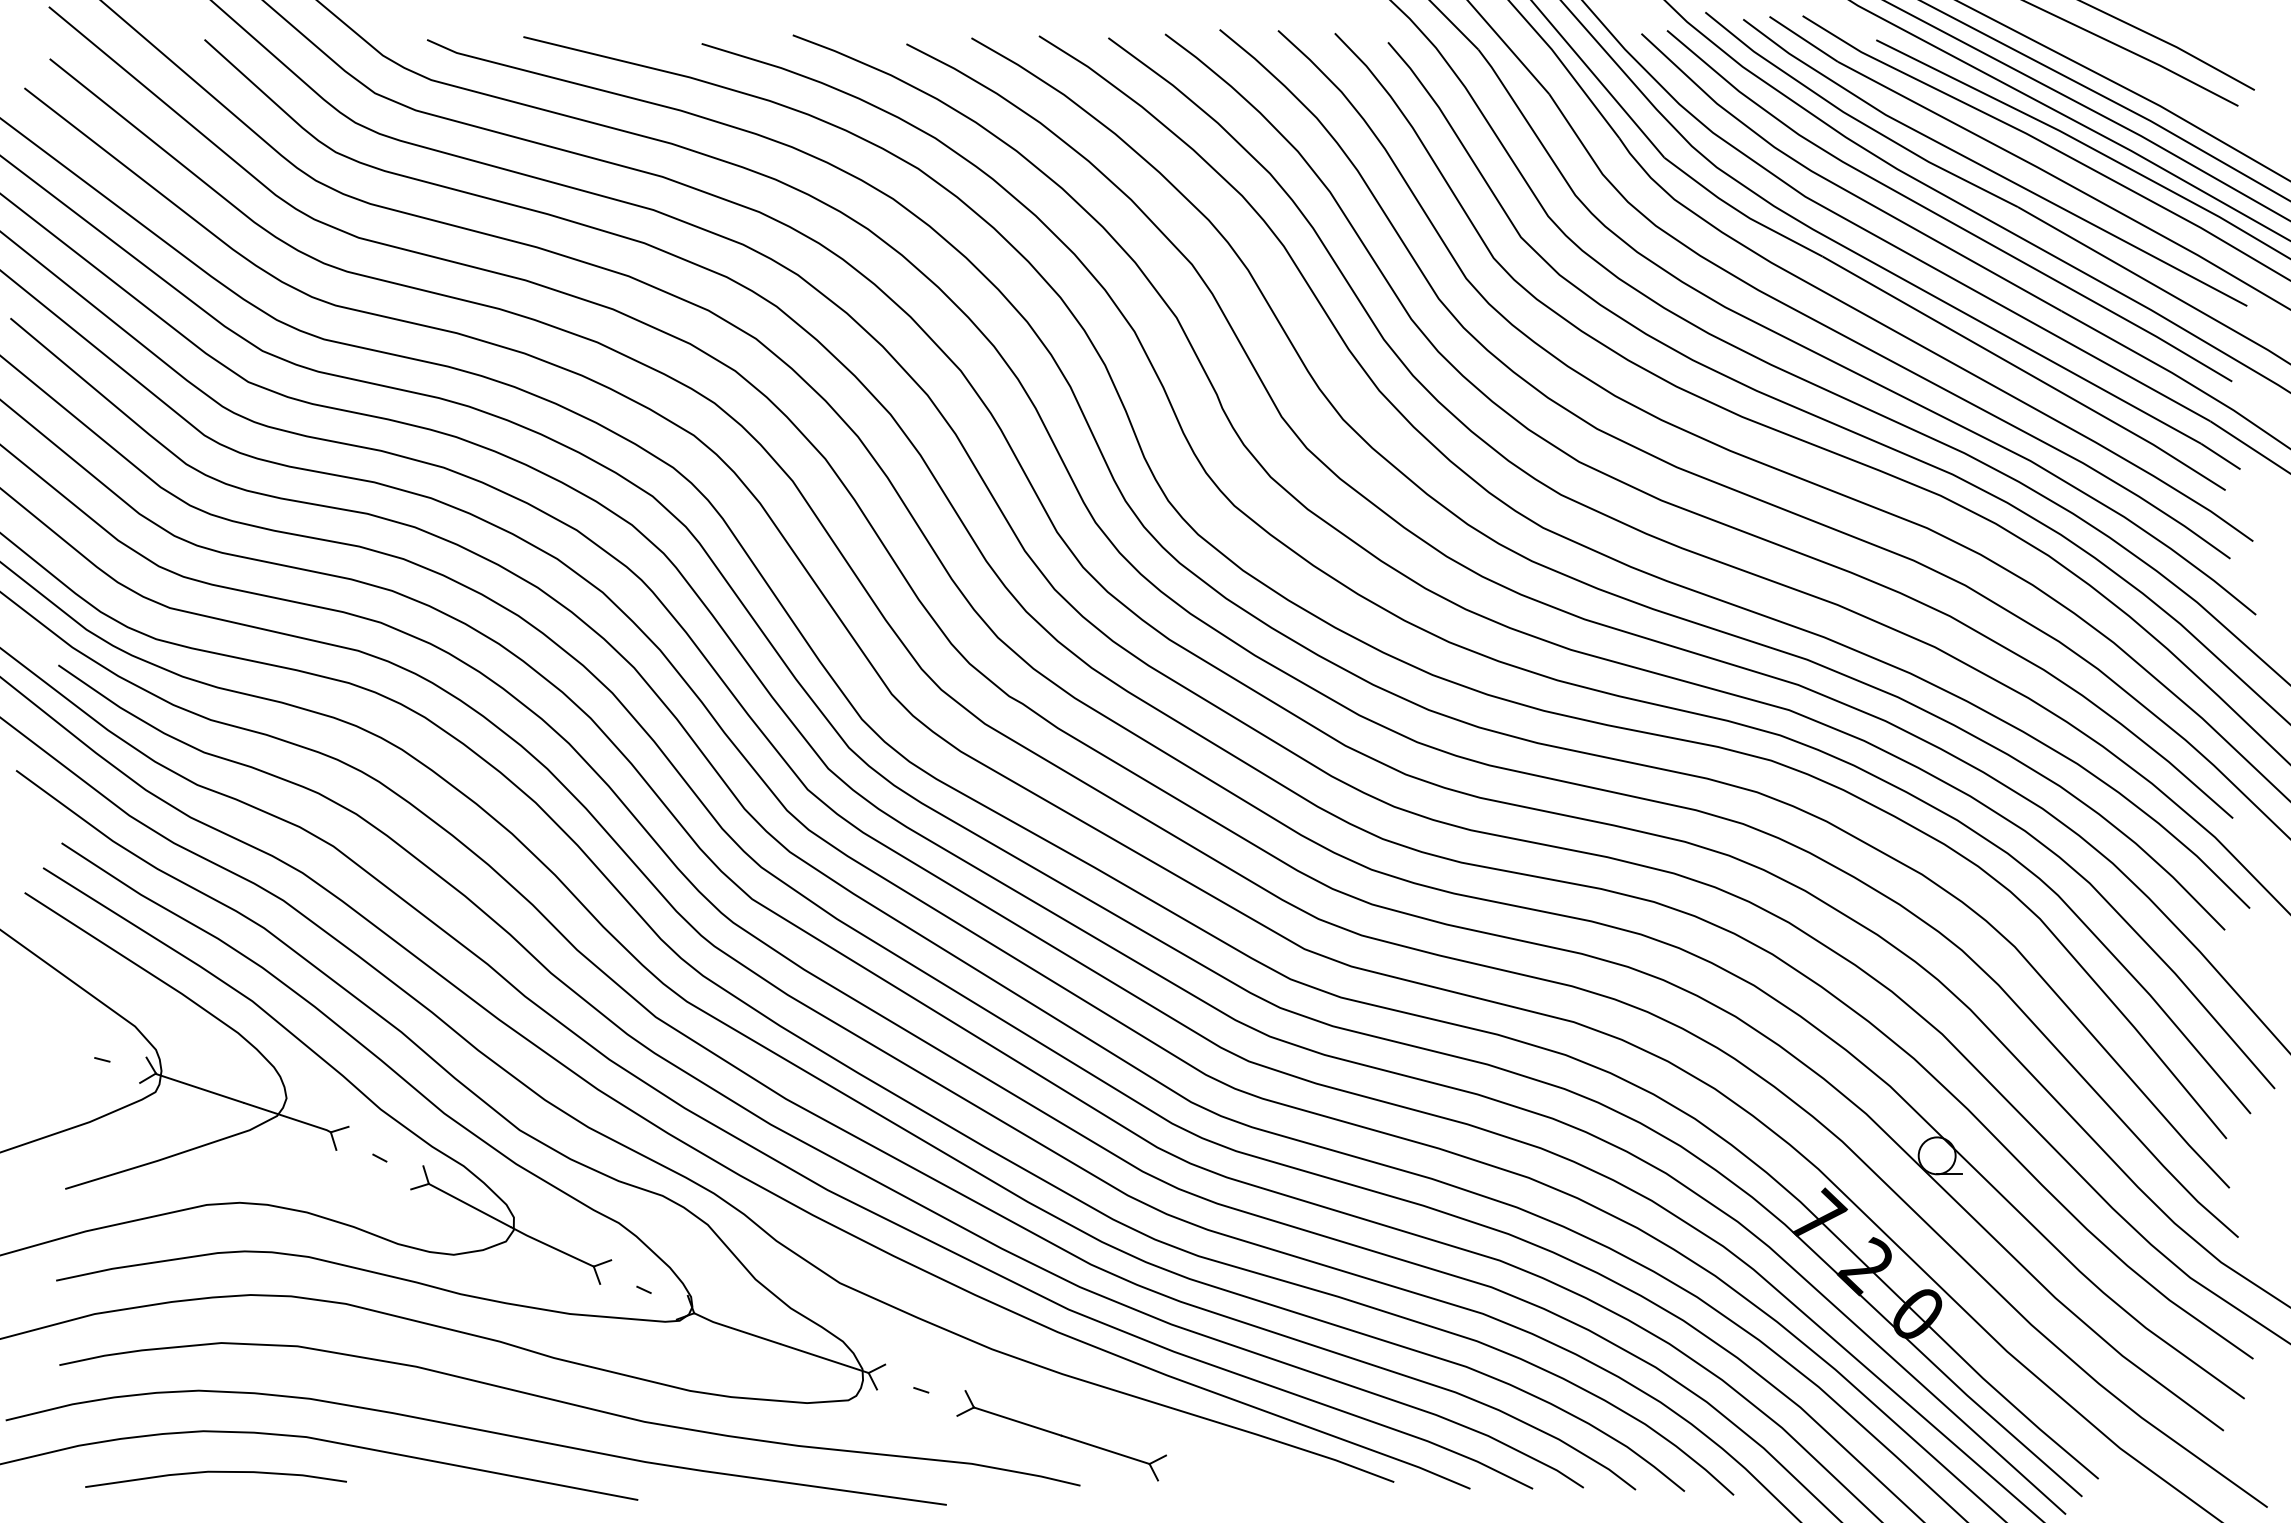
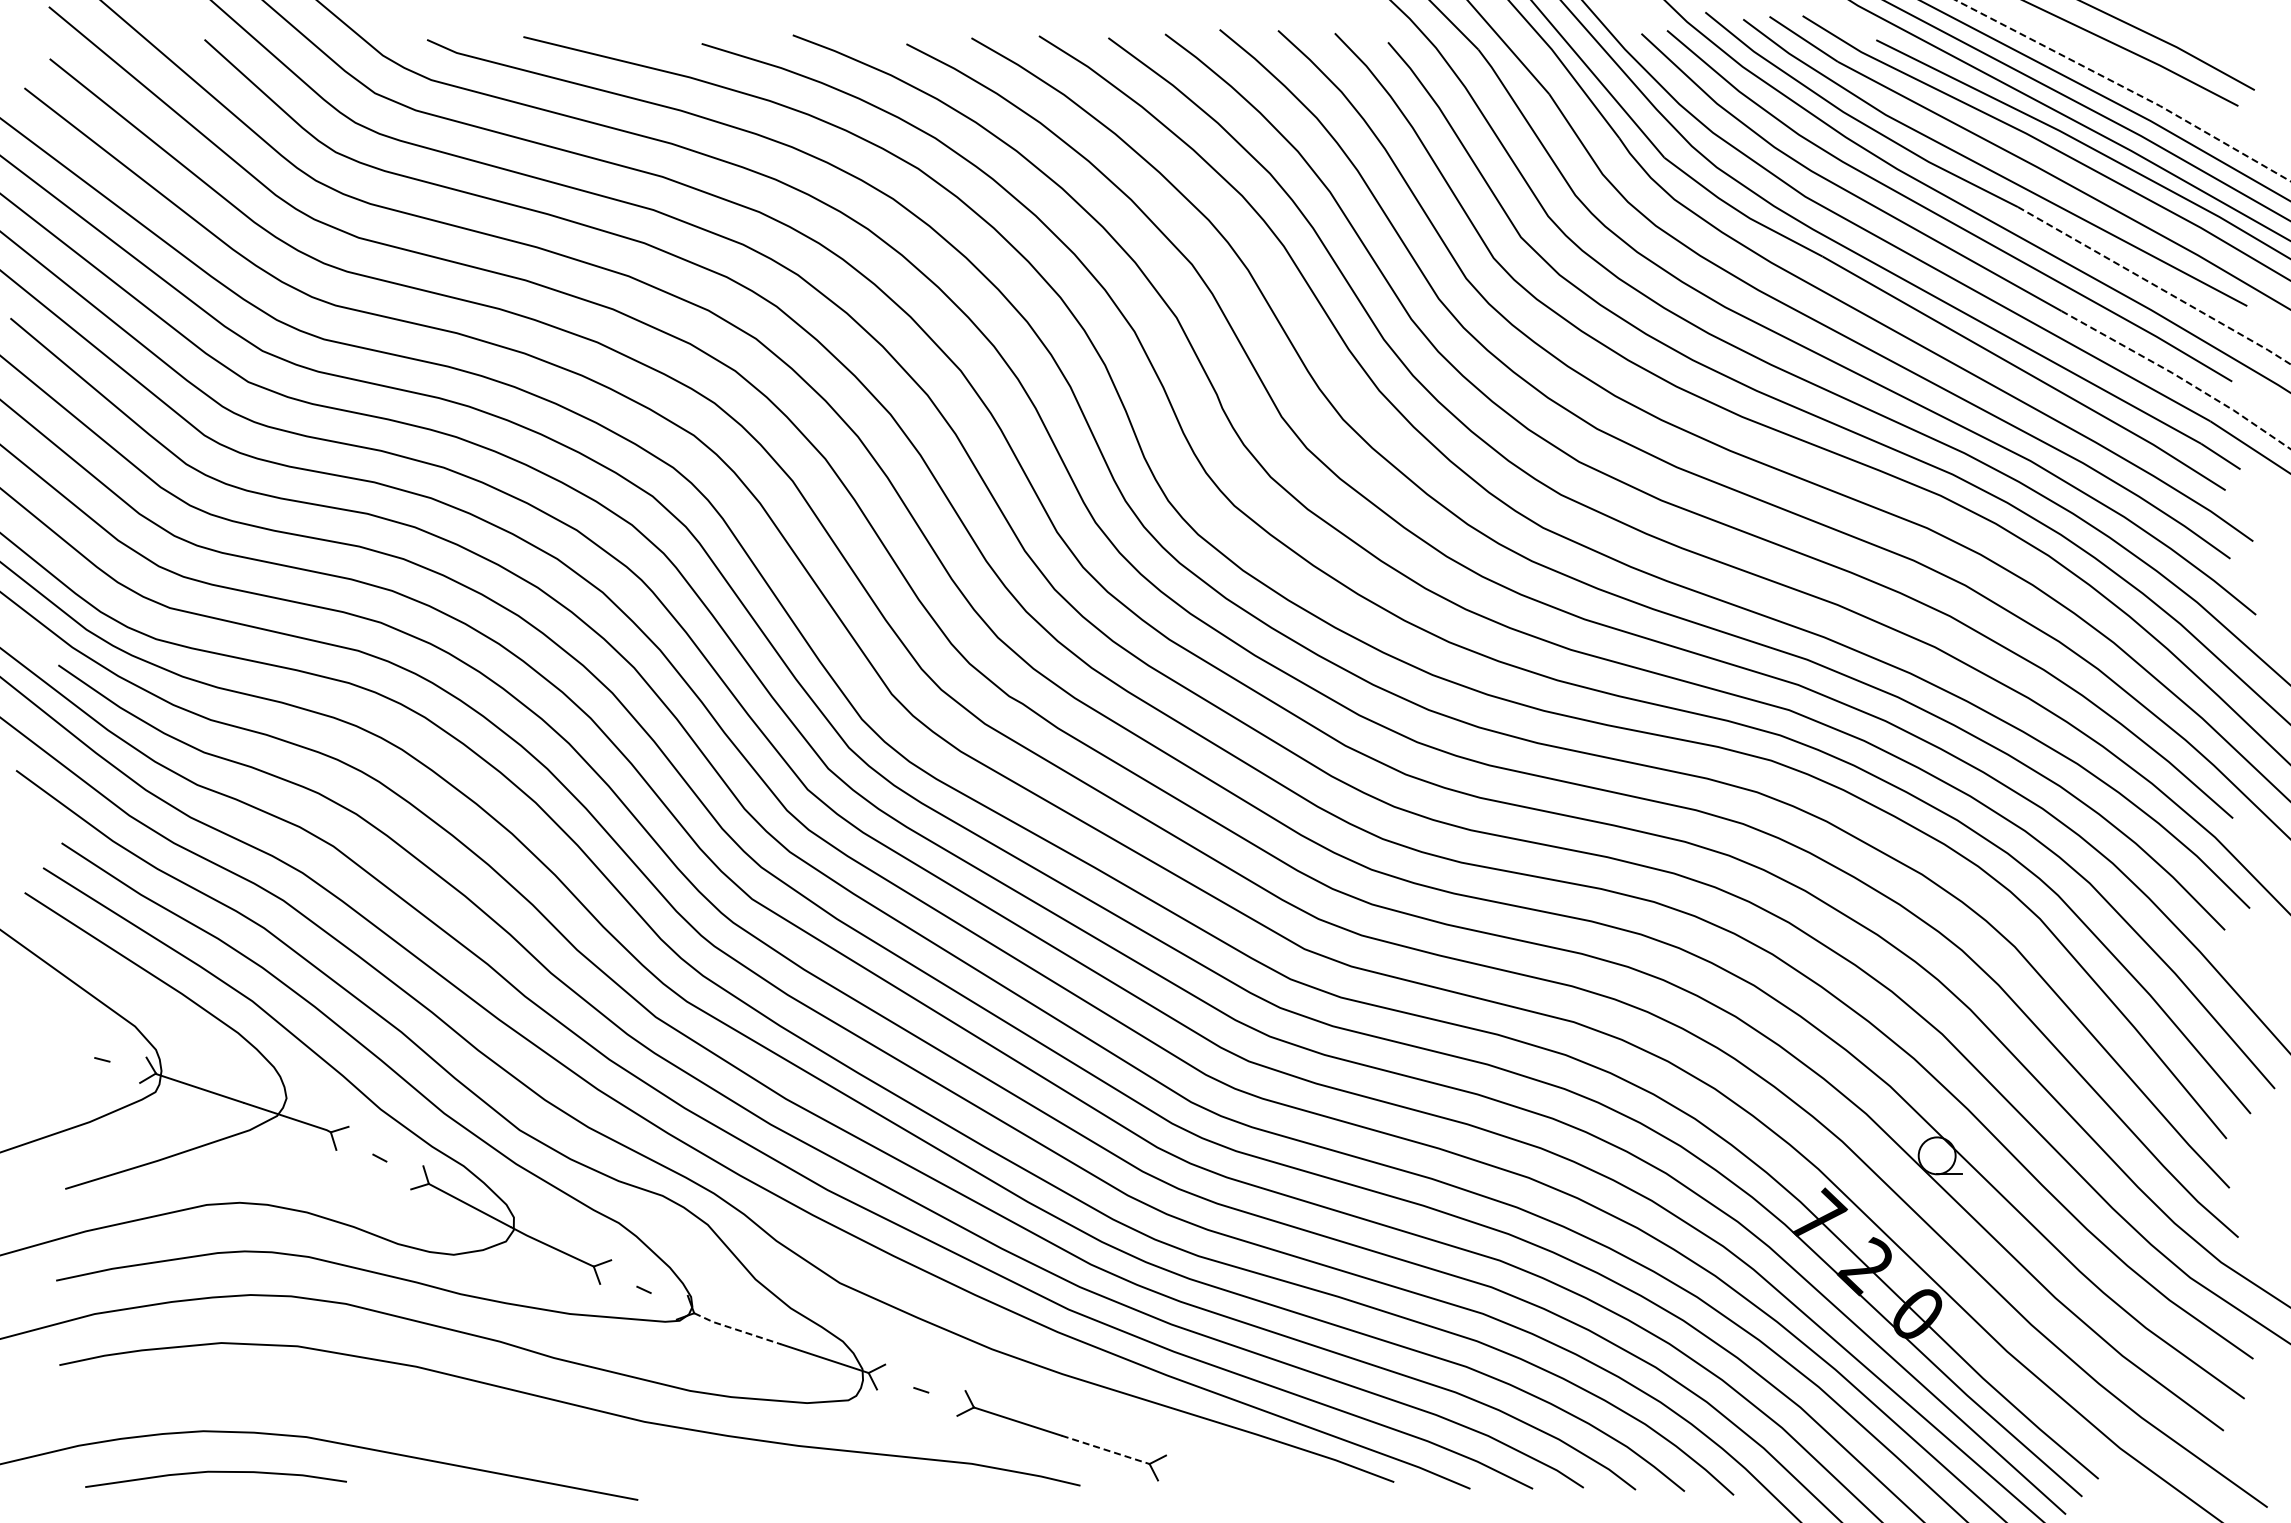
line: solid -> dashed (2124, 87)
line: solid -> dashed (2155, 285)
line: solid -> dashed (2178, 376)
line: solid -> dashed (736, 1329)
curve: present -> none (476, 1430)
line: solid -> dashed (1106, 1450)
